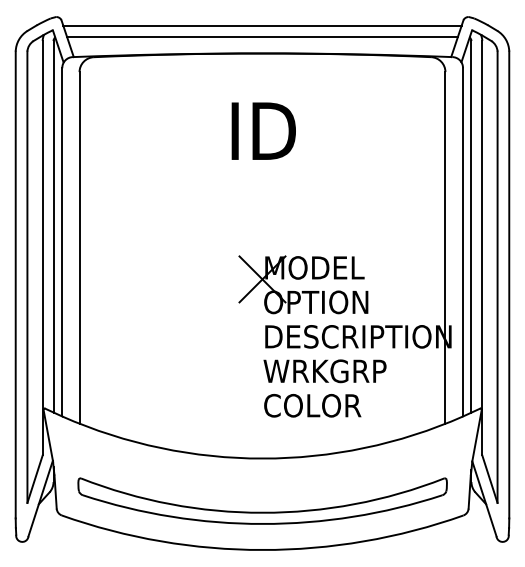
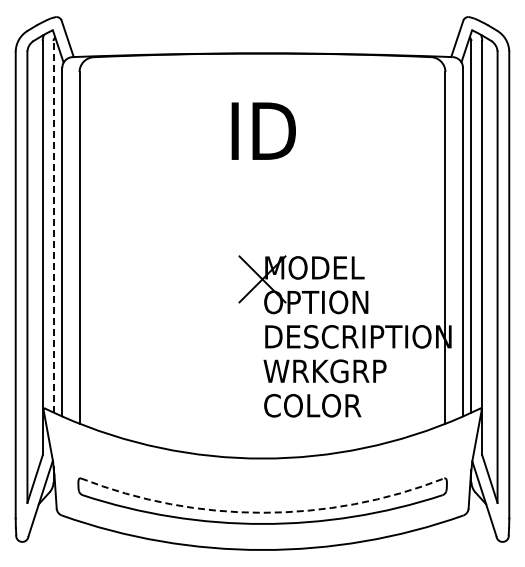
line: present -> none (262, 25)
line: present -> none (262, 36)
line: solid -> dashed (53, 226)
arc: solid -> dashed (262, 512)
